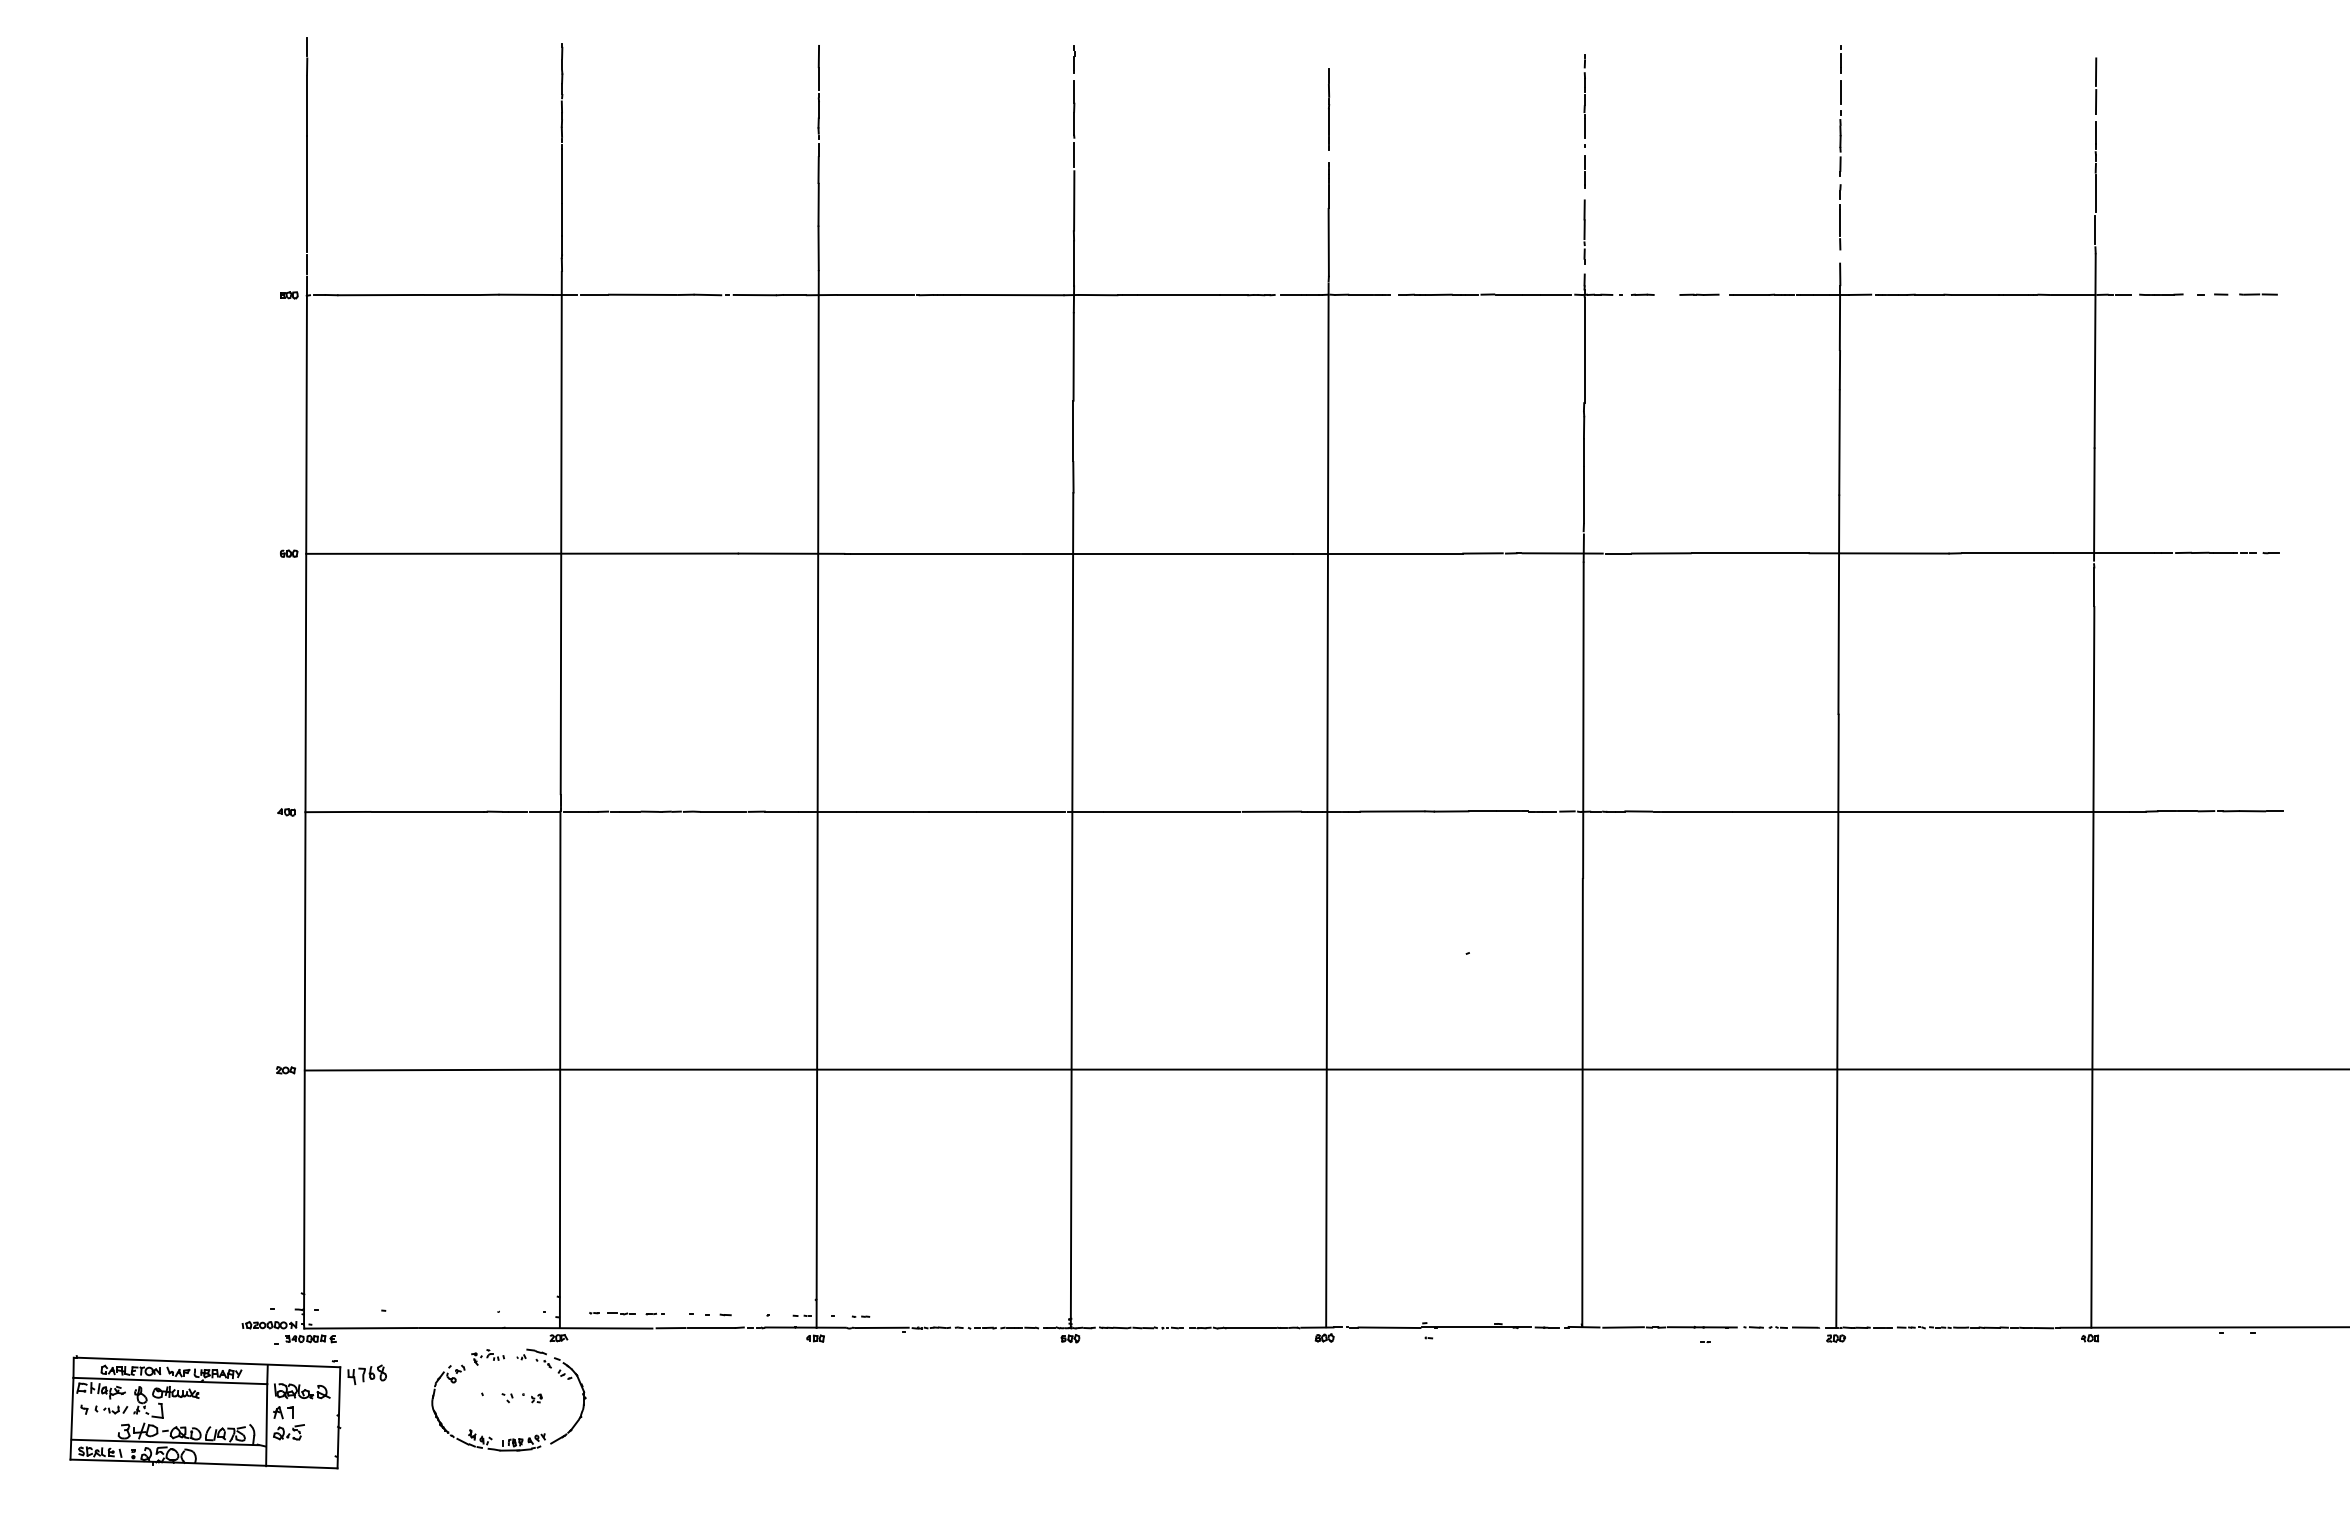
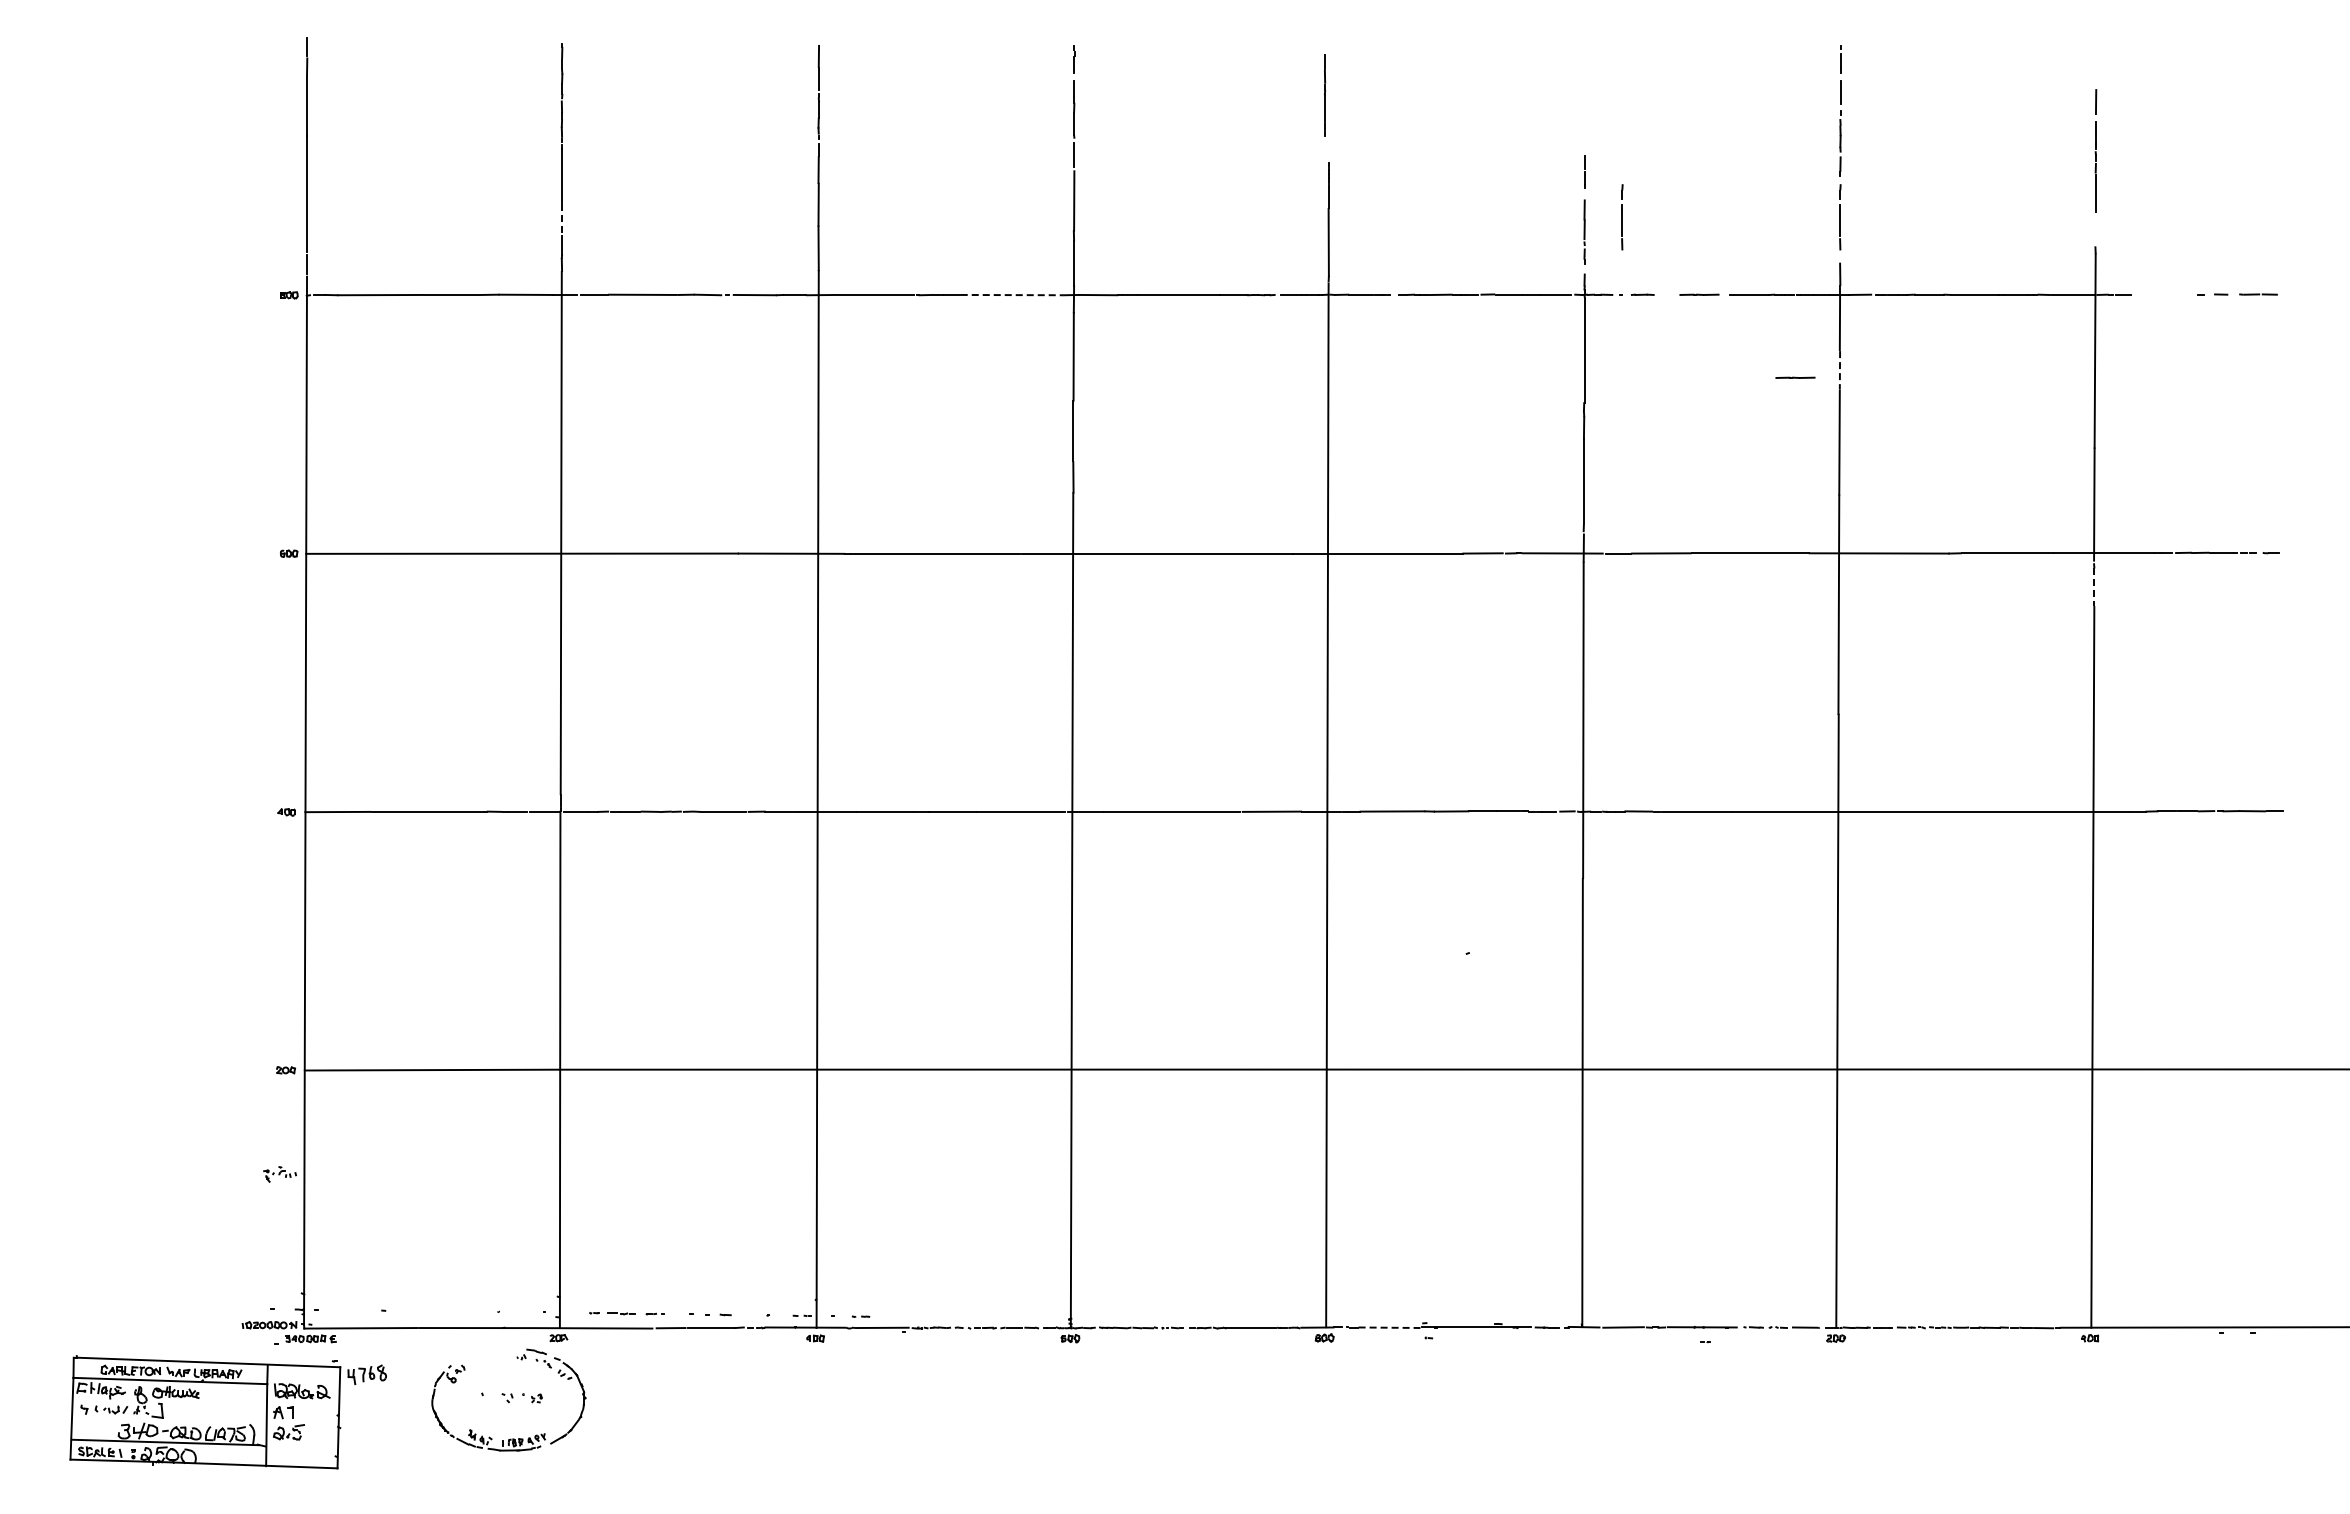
line: present -> none (2095, 71)
line: present -> none (1584, 100)
line position: (1329, 109) -> (1325, 95) (1325, 95)
line: none -> present (1622, 217)
line: solid -> dashed (561, 220)
line: present -> none (2095, 230)
line: present -> none (2161, 294)
line: solid -> dashed (1012, 295)
line: solid -> dashed (1839, 370)
line: none -> present (1795, 377)
line: solid -> dashed (2094, 587)
line: solid -> dashed (1389, 1327)
part position: (487, 1357) -> (279, 1174) (279, 1174)
